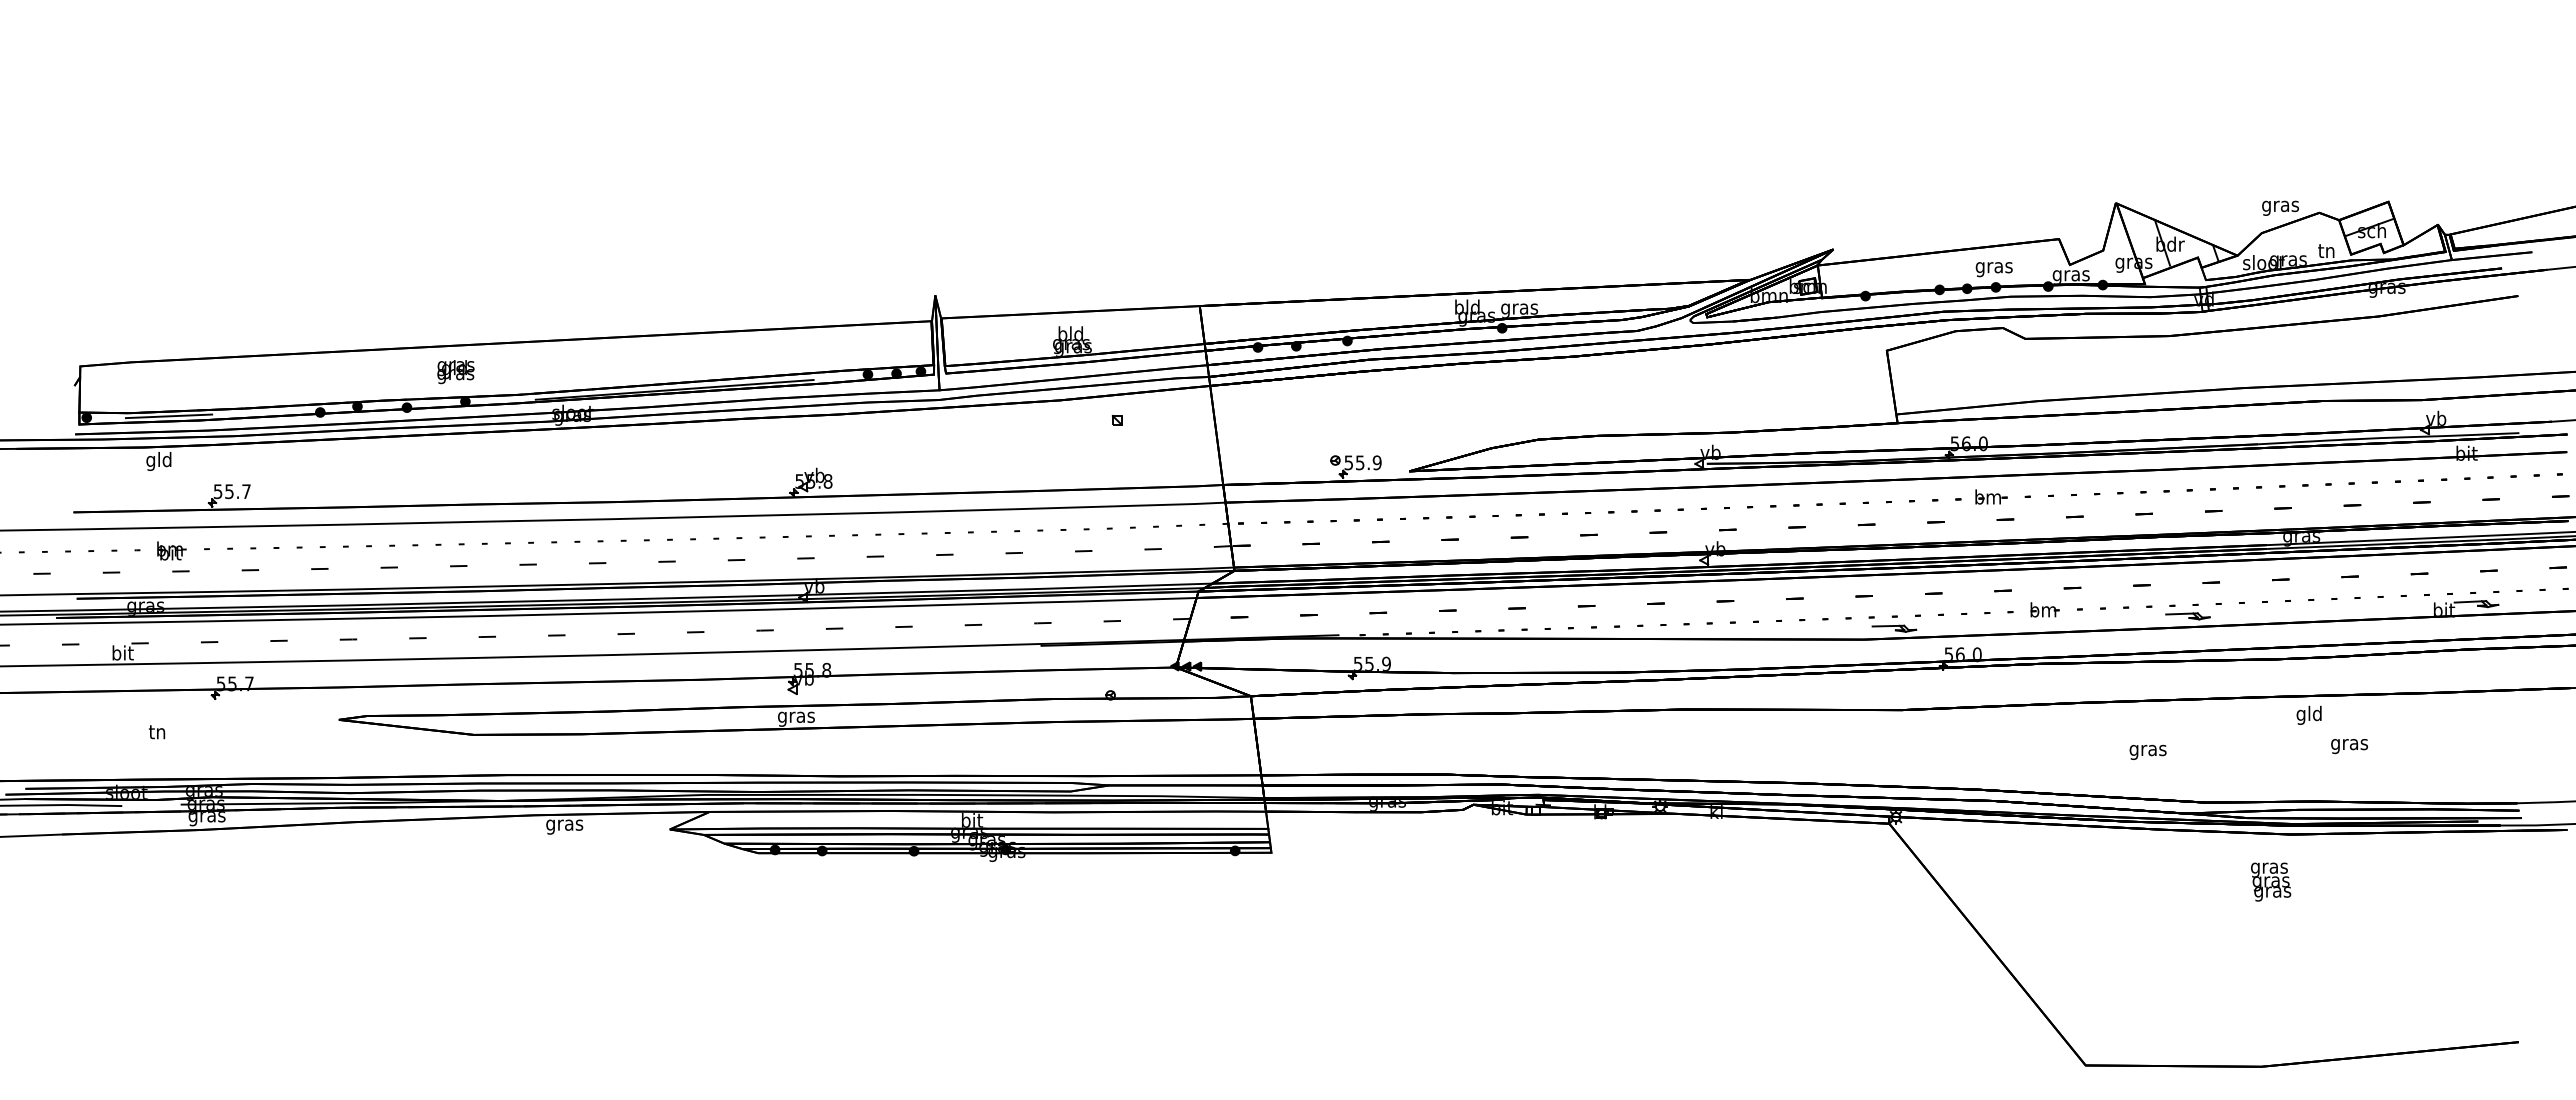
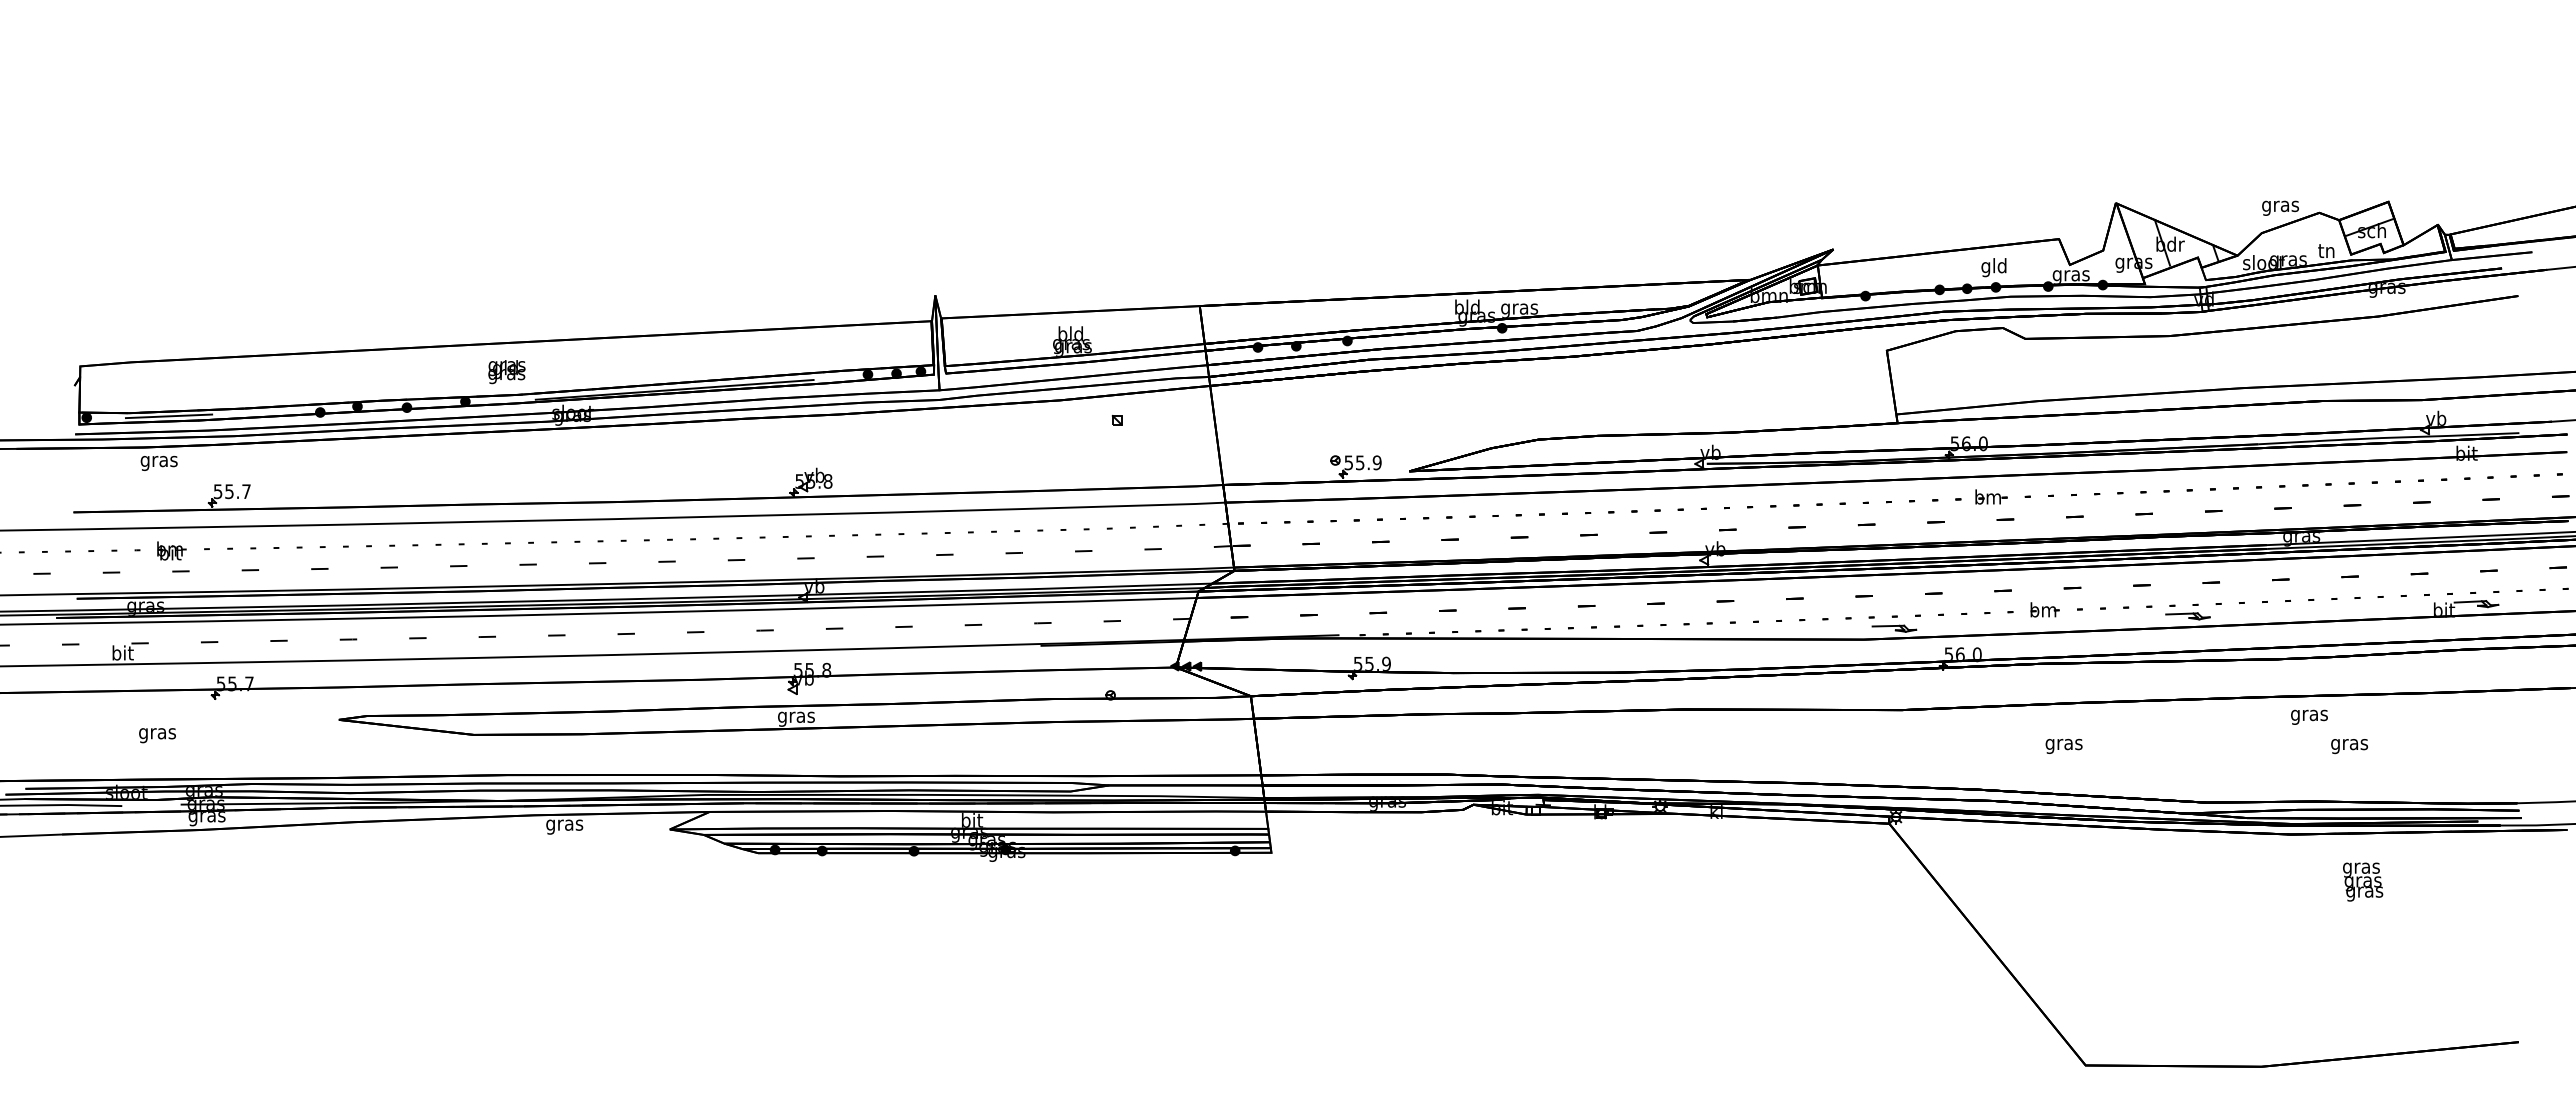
text: gras -> gld (1993, 267)
text position: (455, 372) -> (506, 372) (506, 372)
text: gld -> gras (158, 461)
text: gld -> gras (2309, 714)
text: tn -> gras (157, 734)
text position: (2147, 751) -> (2063, 745) (2063, 745)
text position: (2271, 881) -> (2363, 881) (2363, 881)
